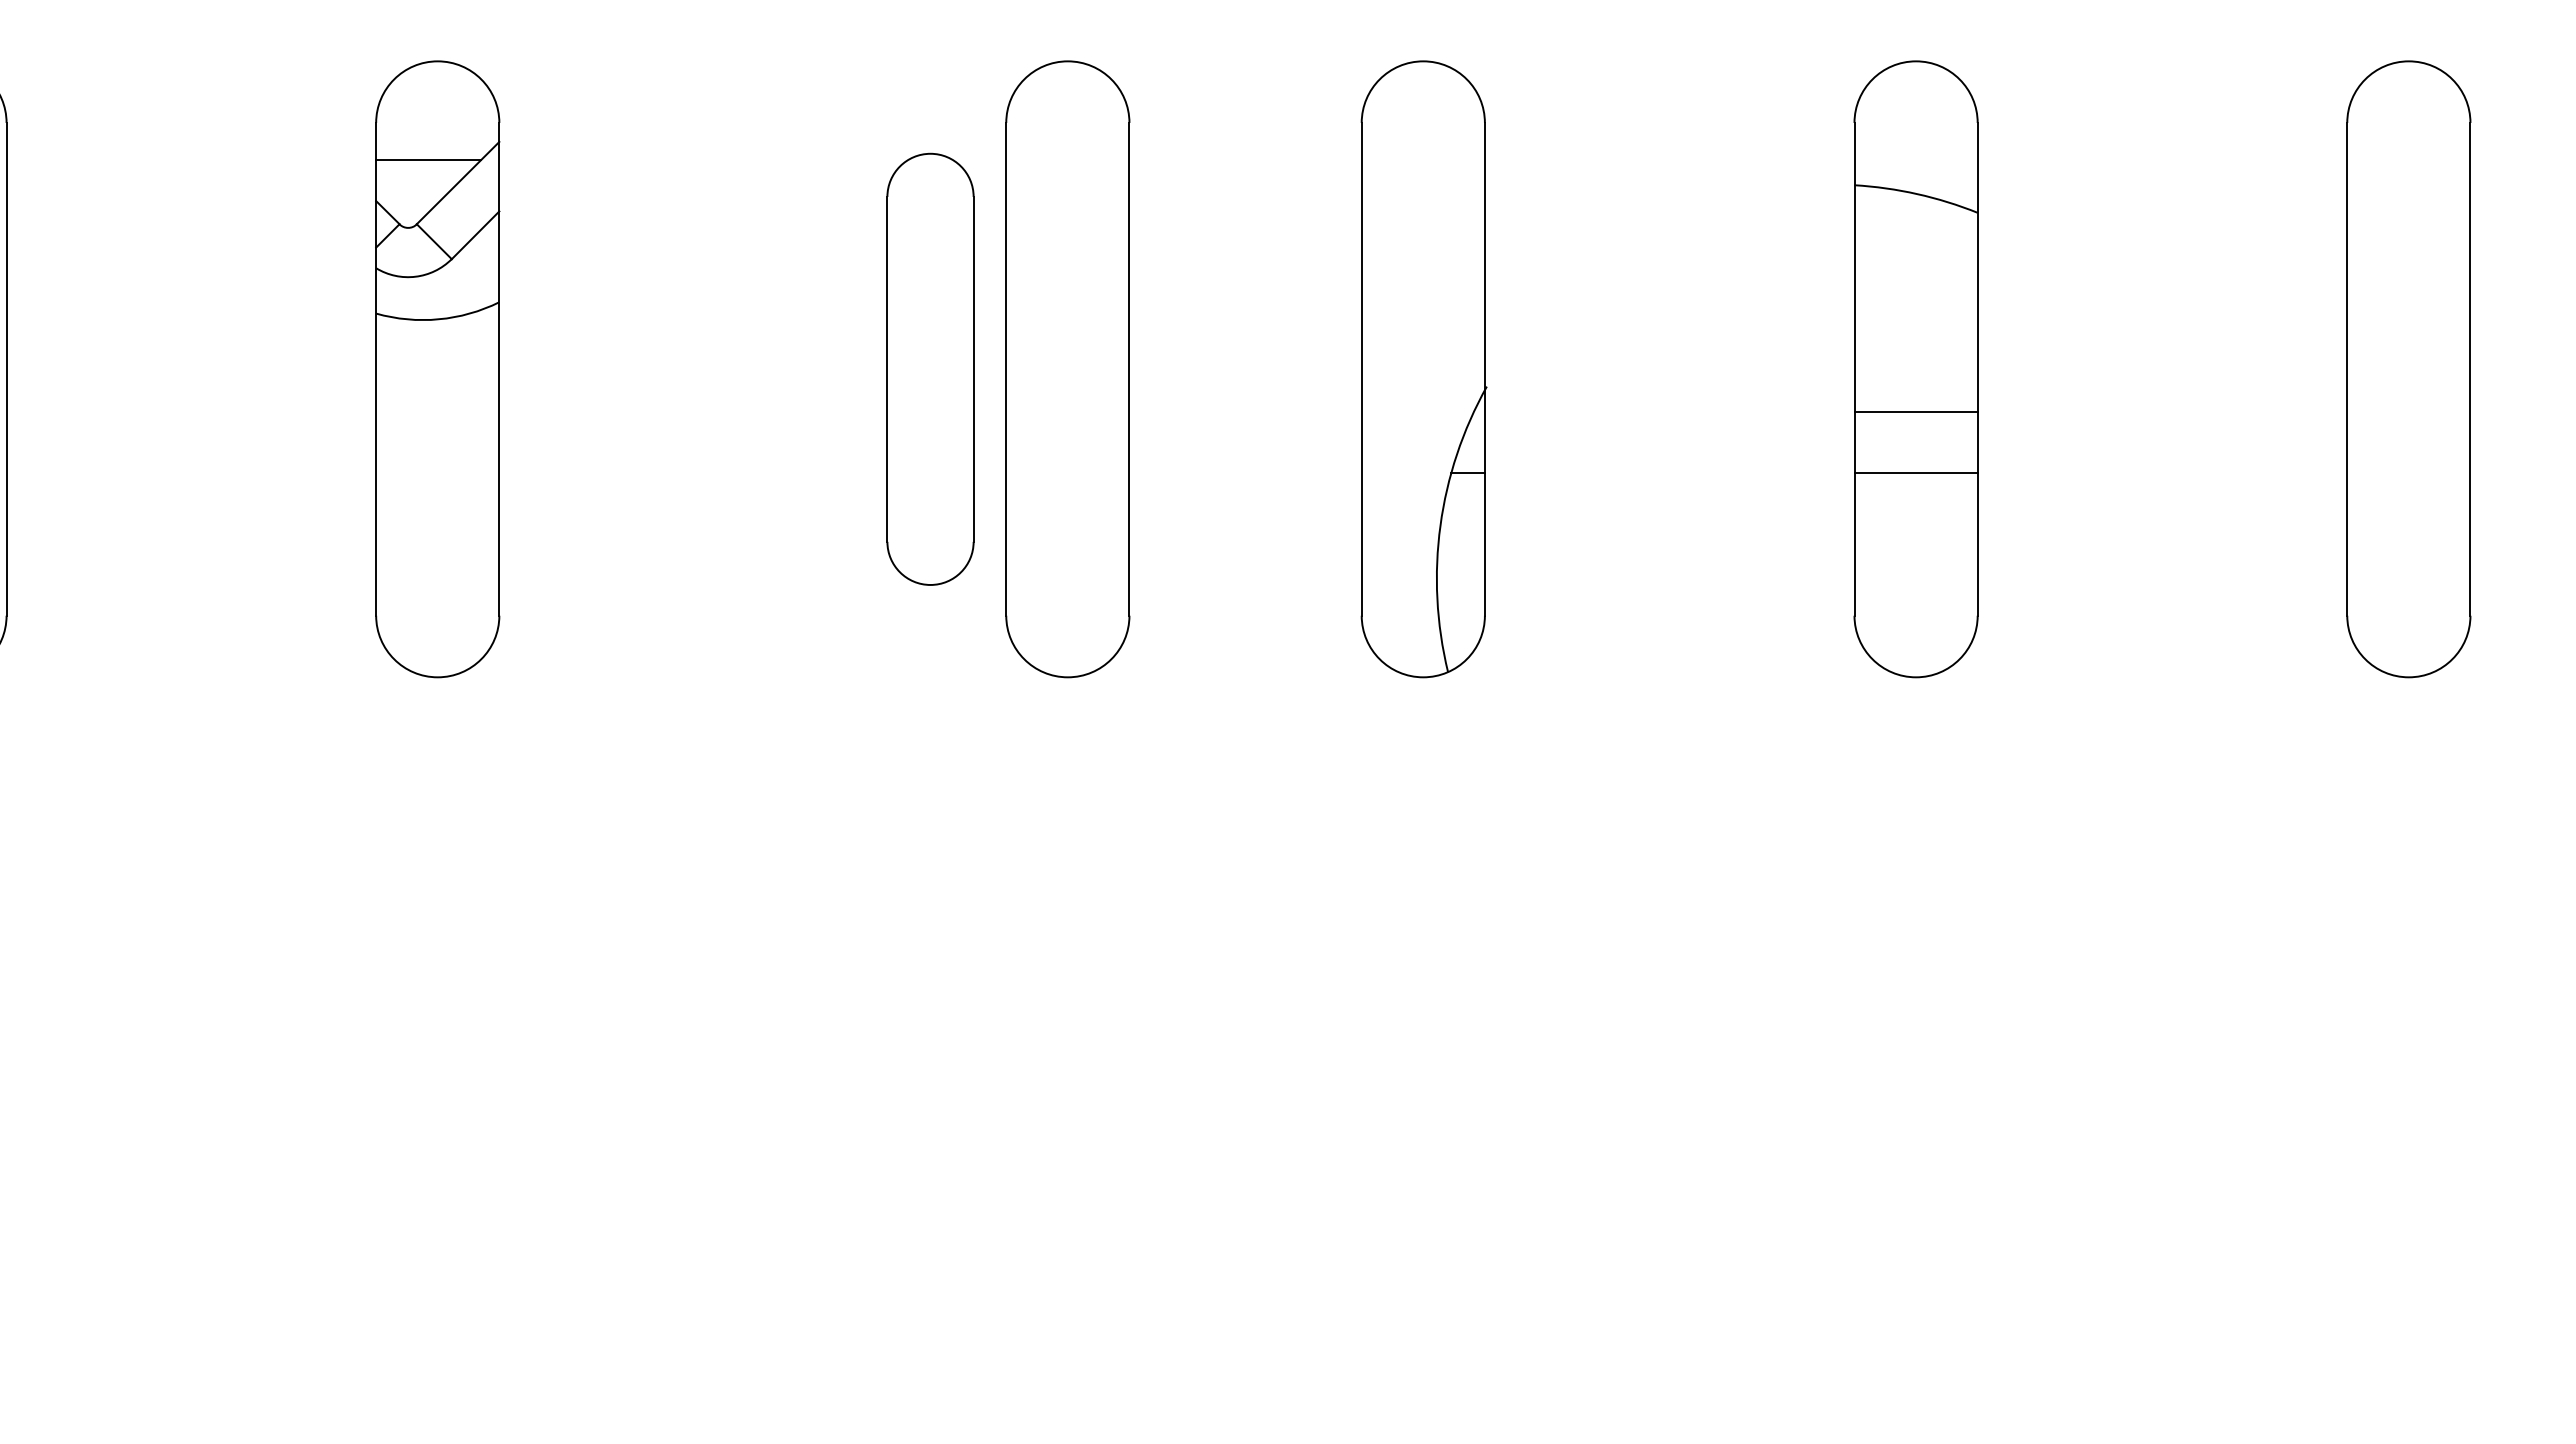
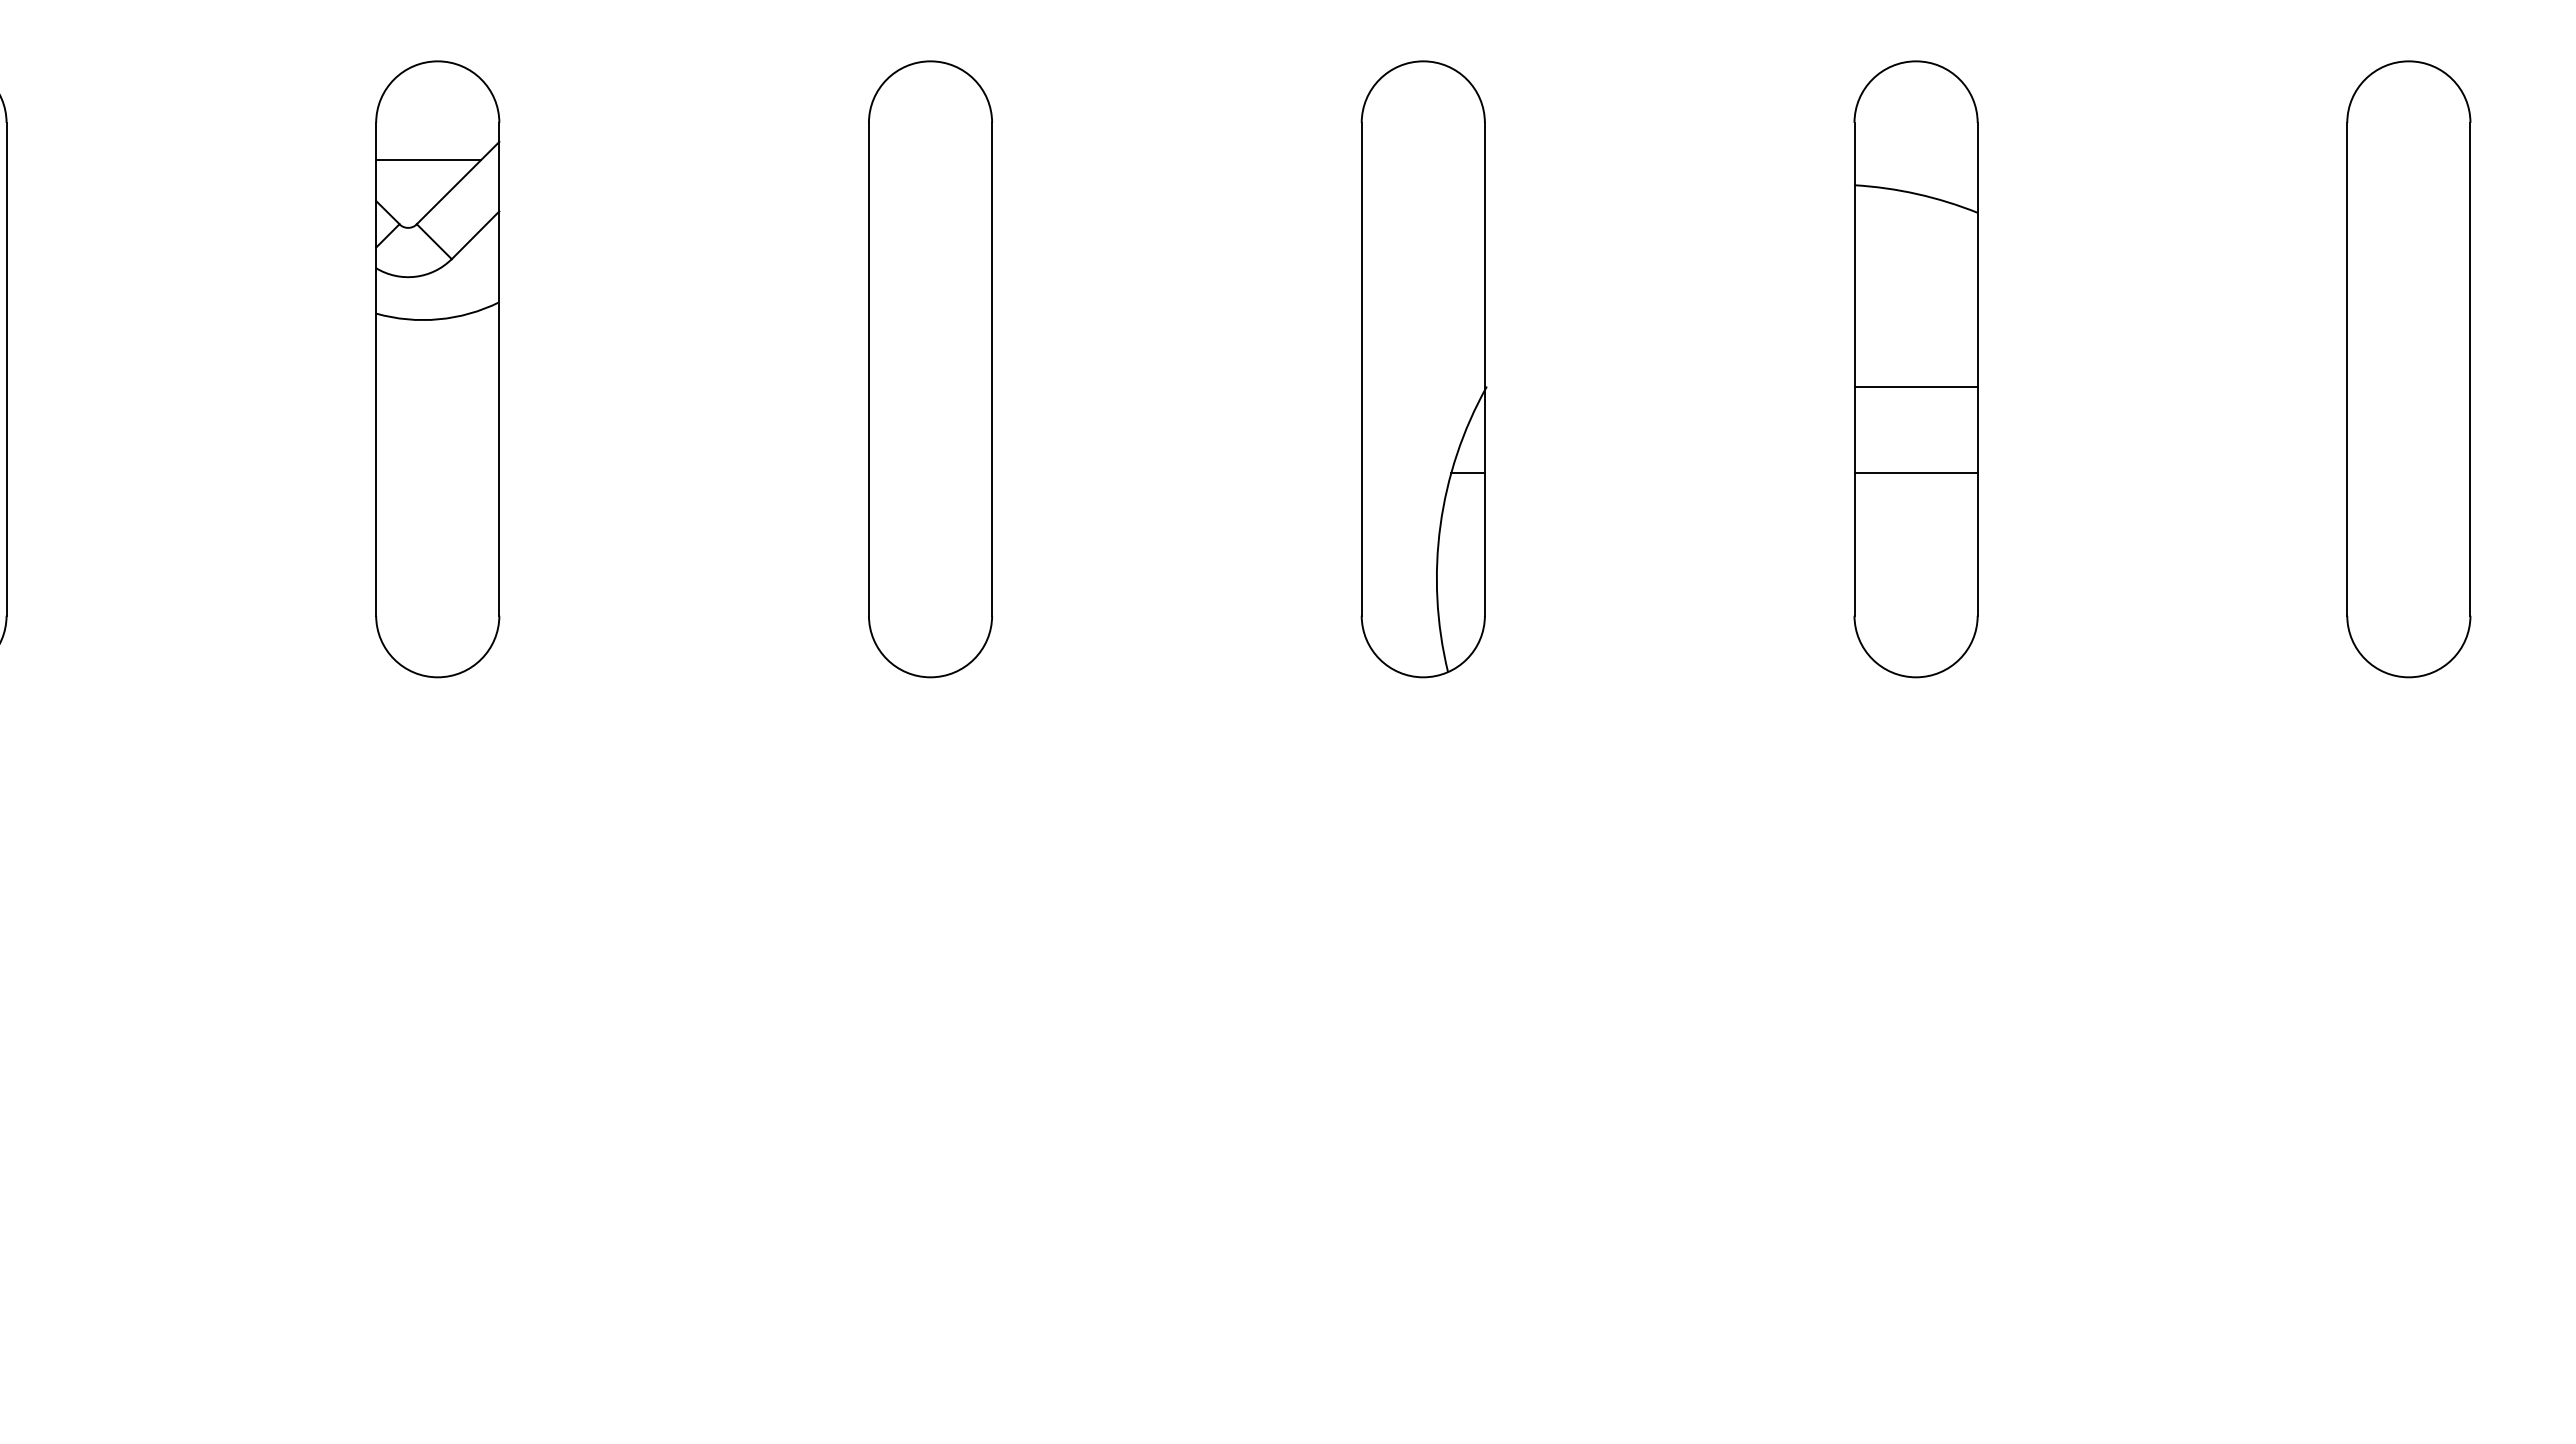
part size: 89x434 px -> 125x619 px (930, 369)
part: present -> none (1067, 369)
line position: (1915, 411) -> (1915, 386) (1915, 386)
